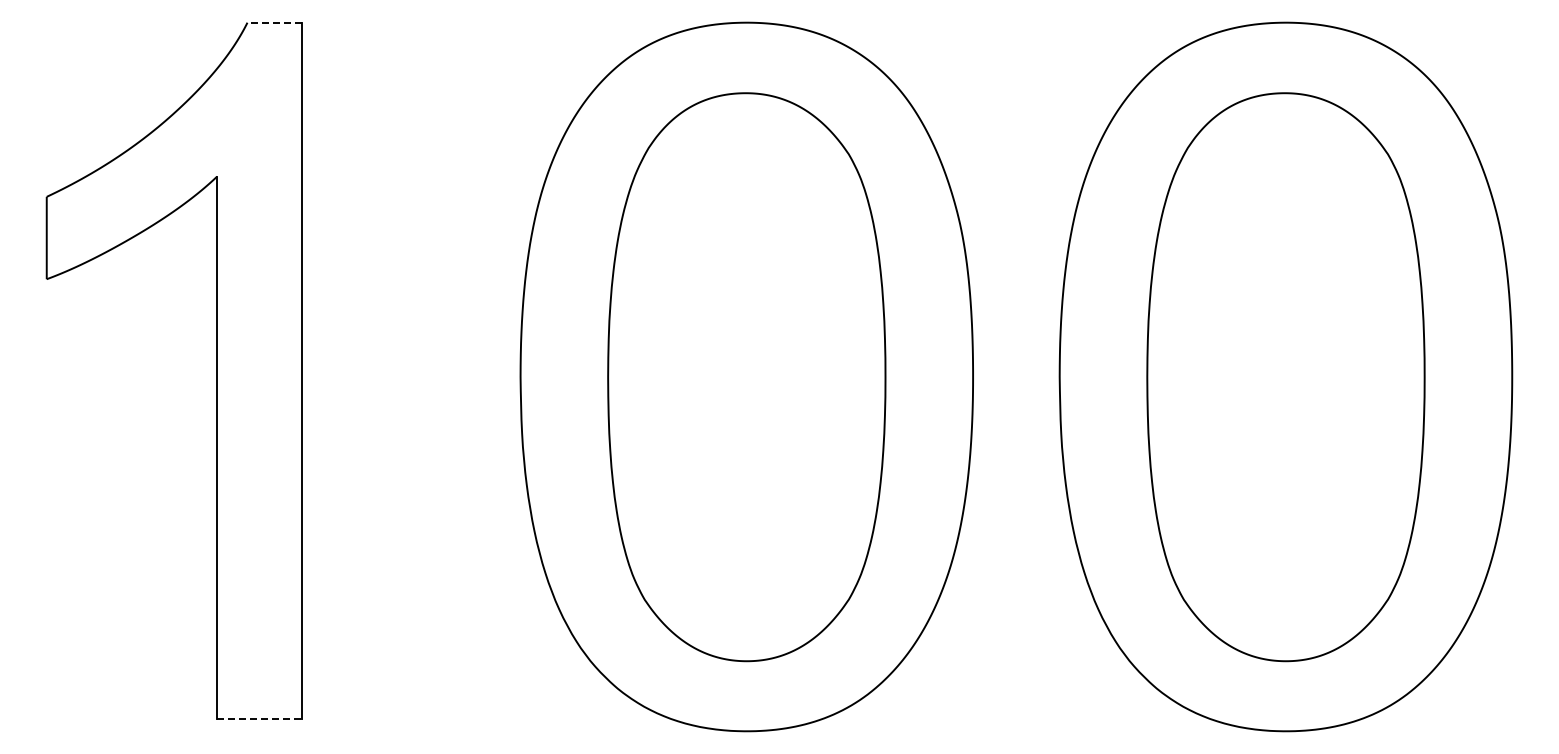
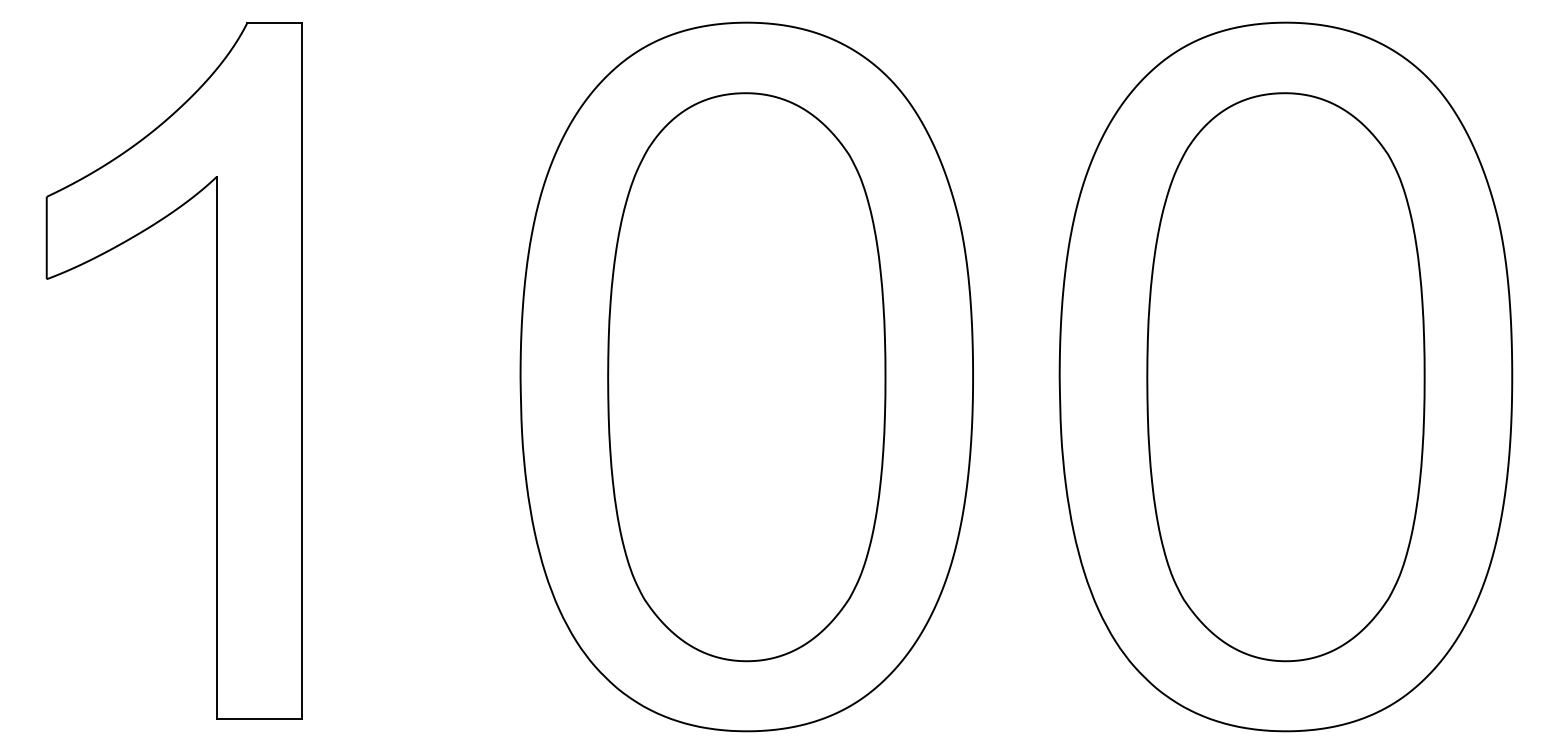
line: dashed -> solid (274, 22)
line: dashed -> solid (259, 719)
